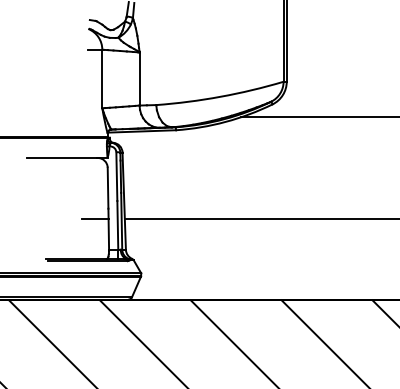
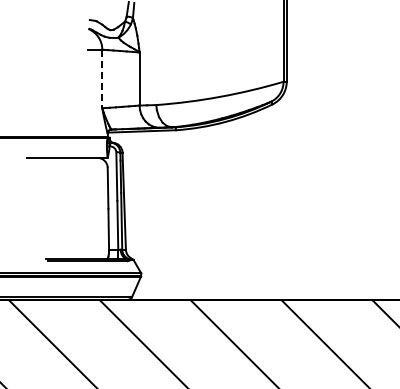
line: solid -> dashed (102, 79)
line: present -> none (318, 117)
line: present -> none (94, 218)
line: present -> none (260, 218)
